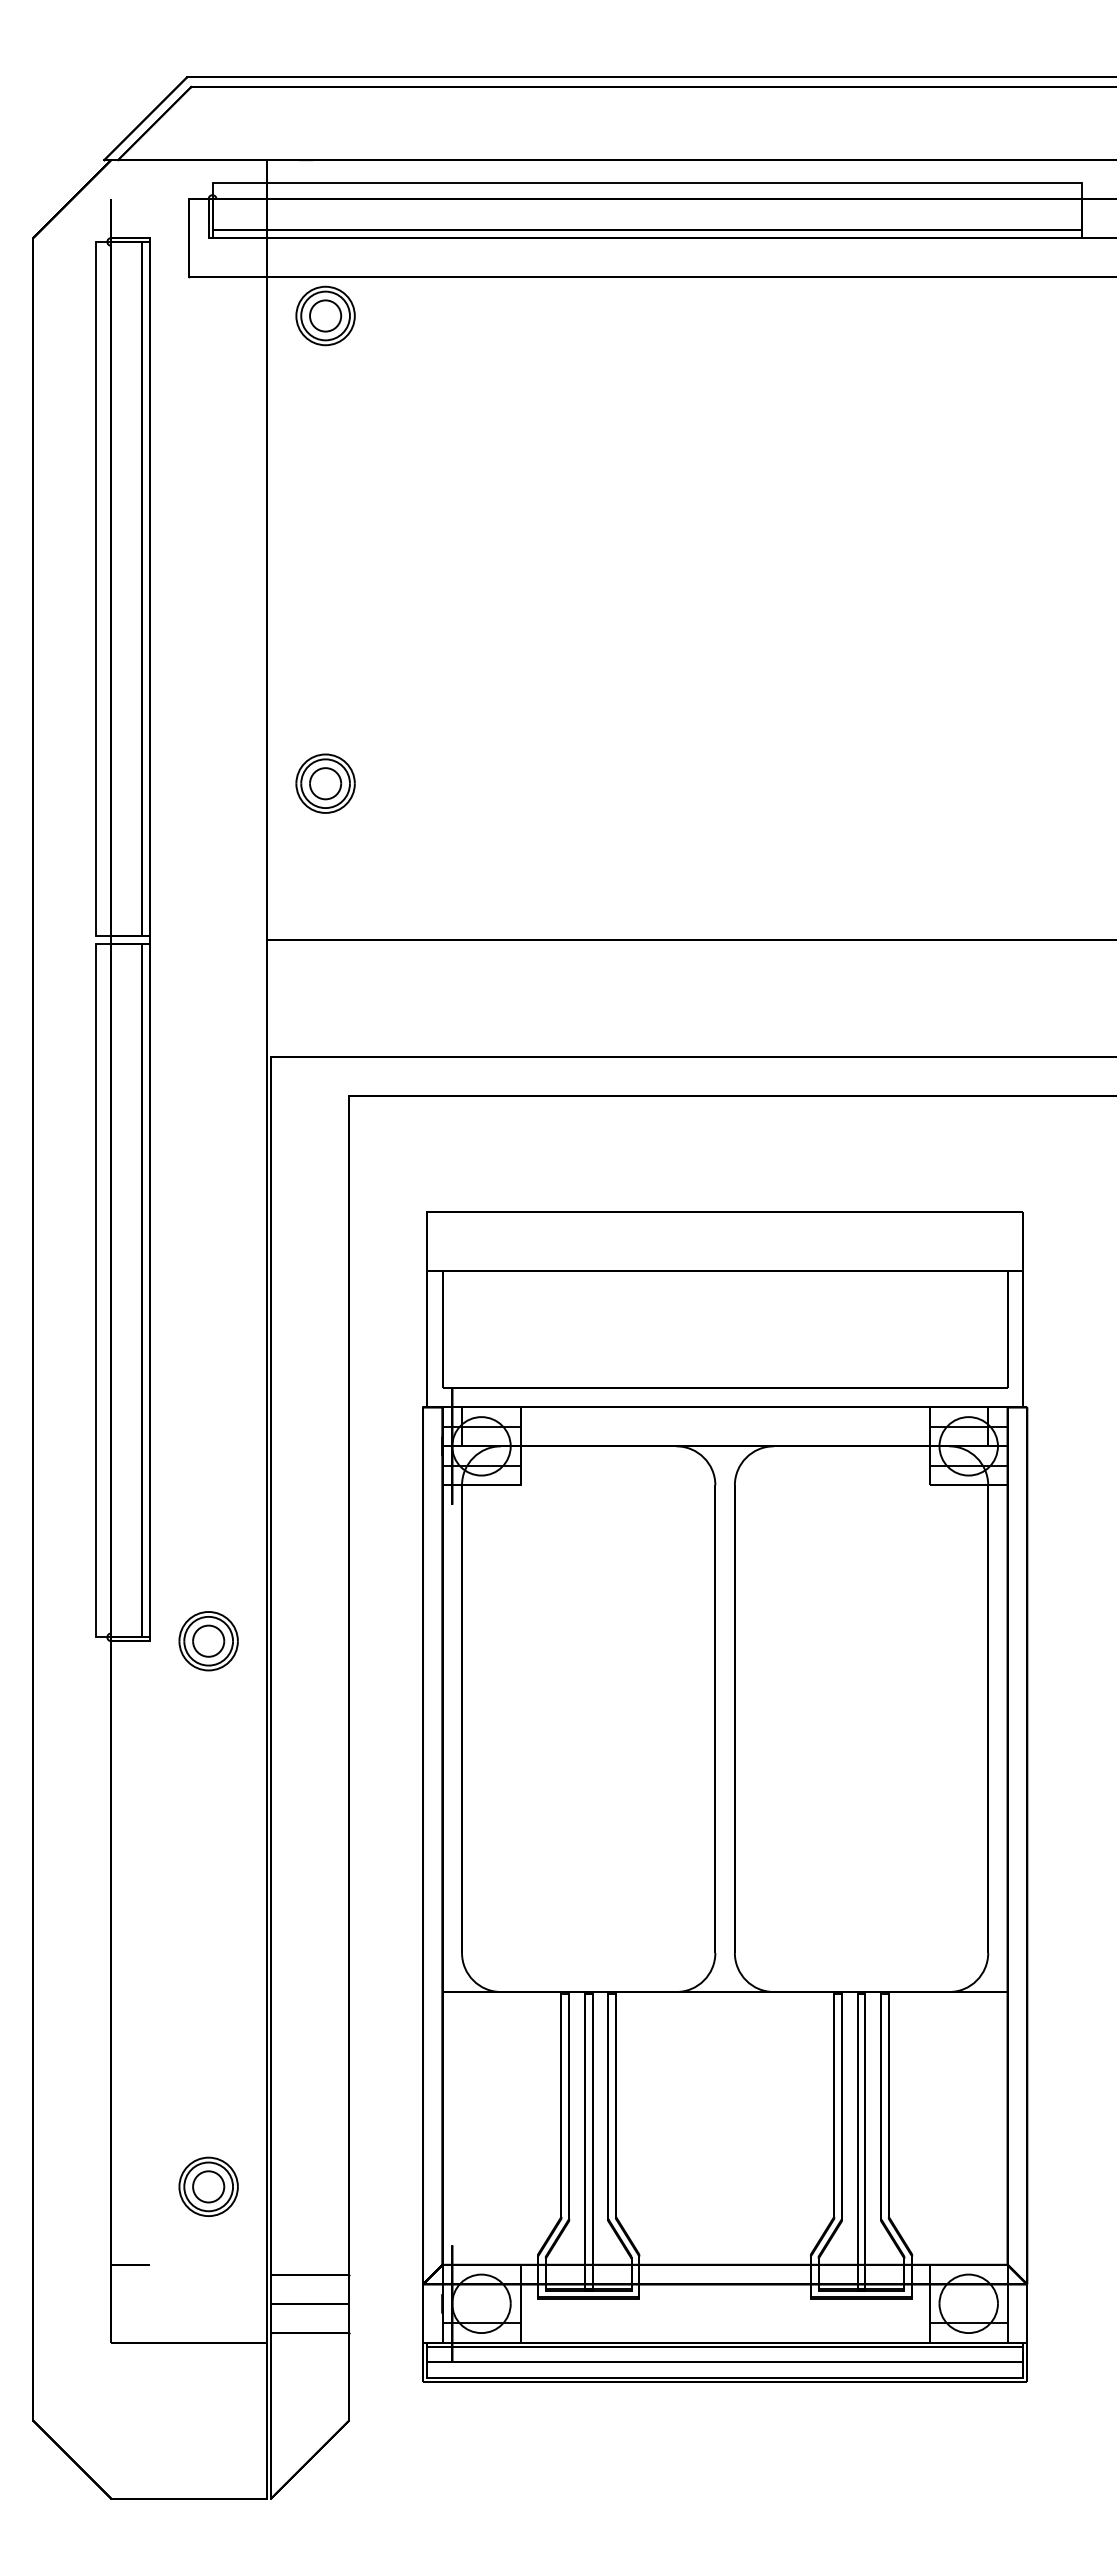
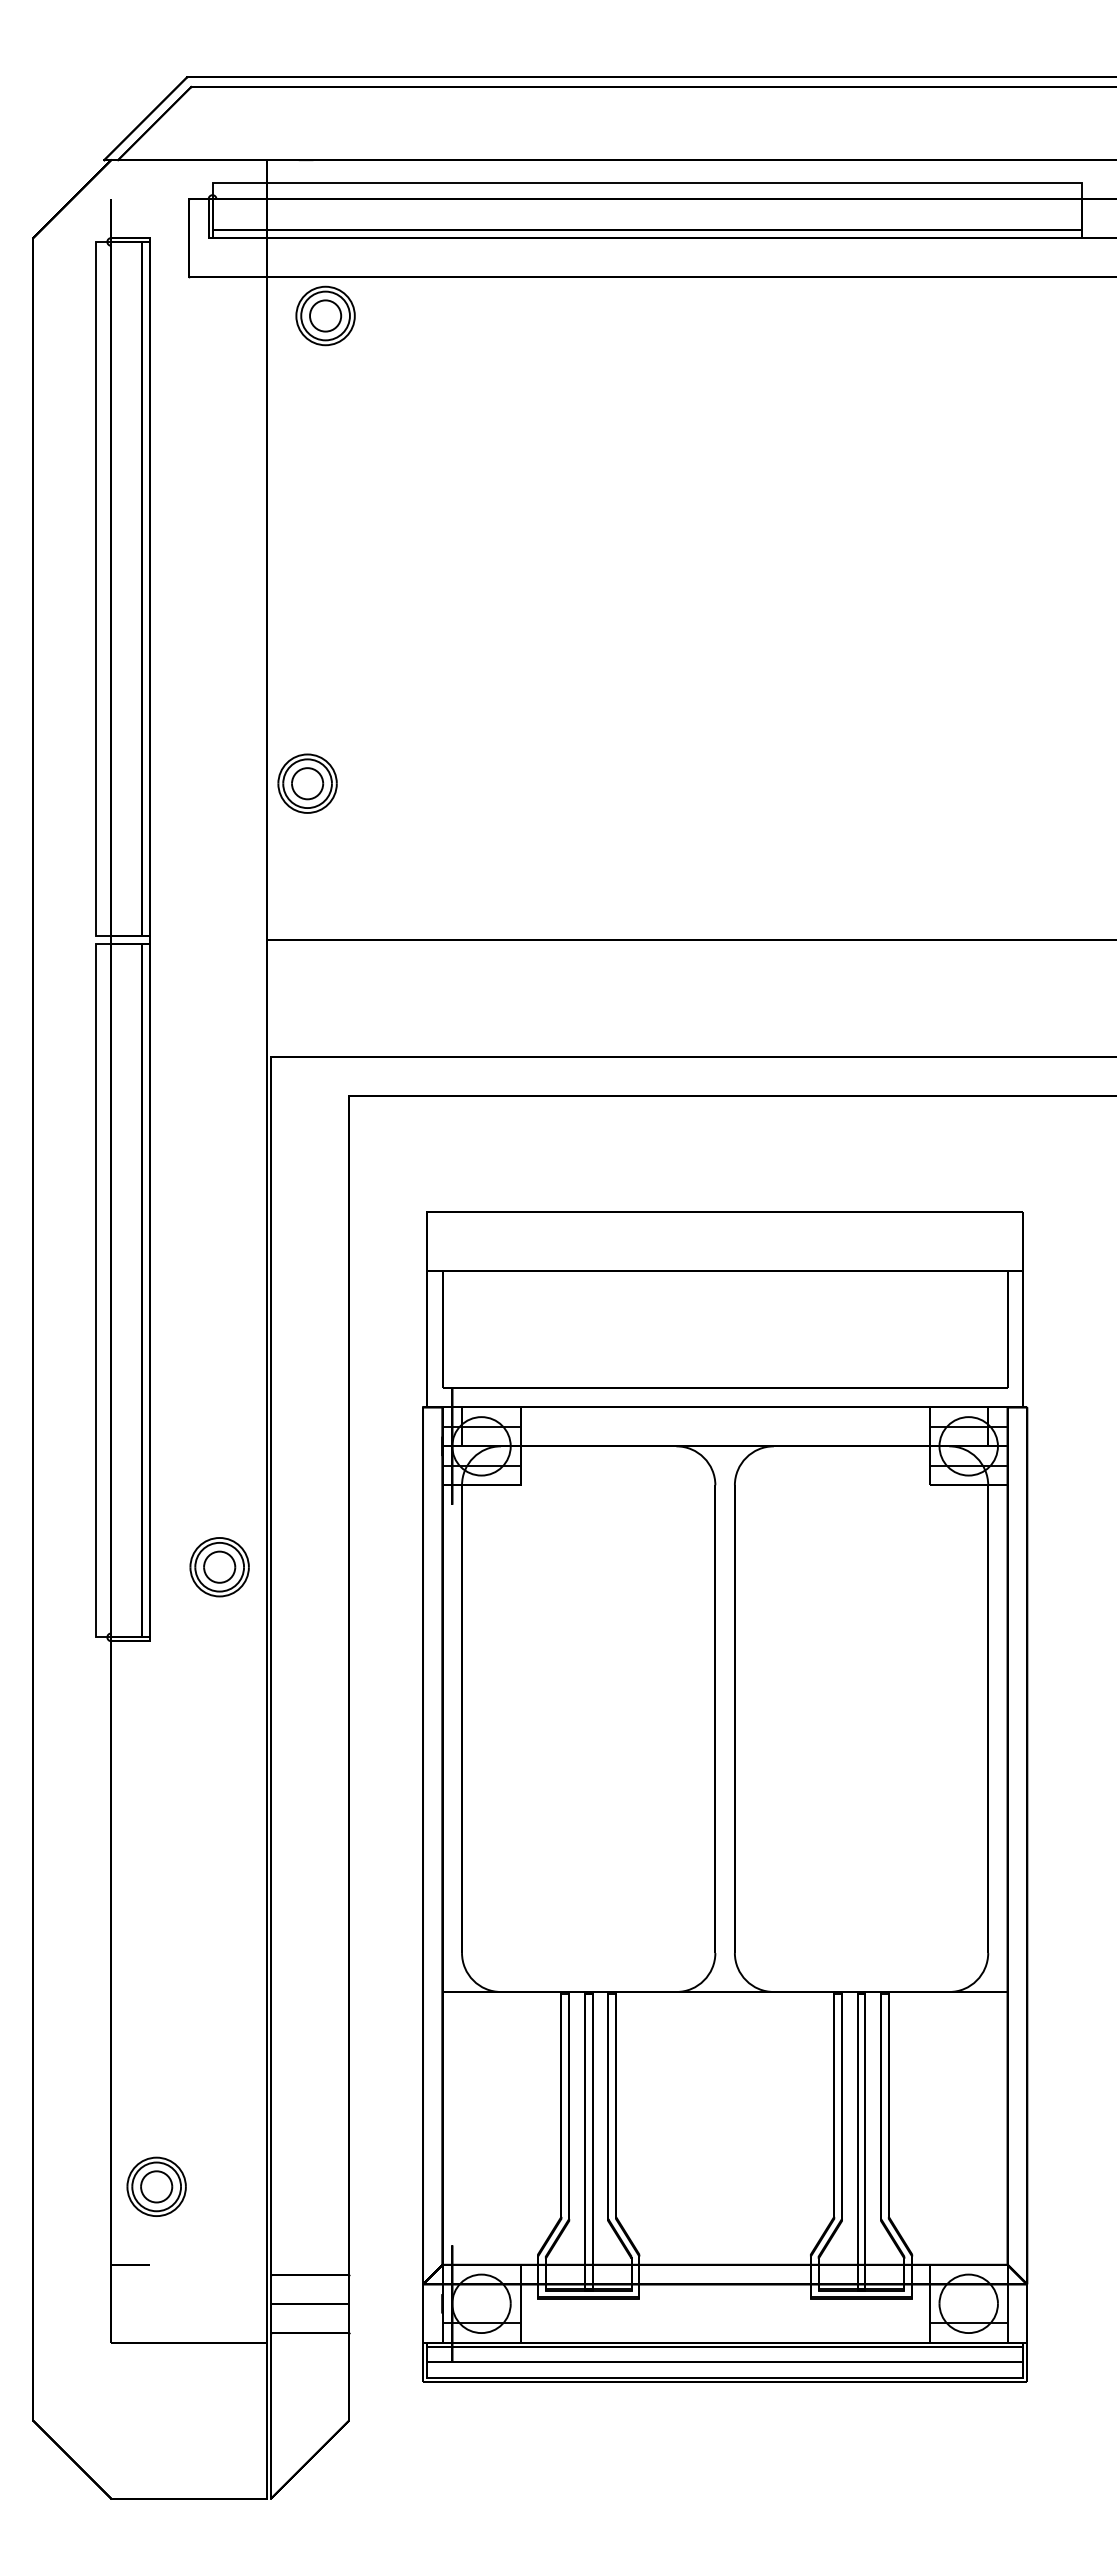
part position: (325, 783) -> (307, 783) (307, 783)
part position: (208, 1641) -> (219, 1567) (219, 1567)
part position: (208, 2186) -> (156, 2186) (156, 2186)
